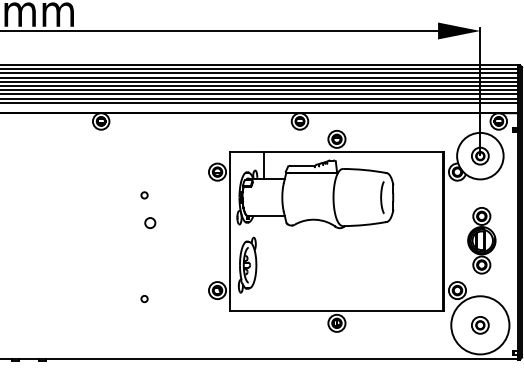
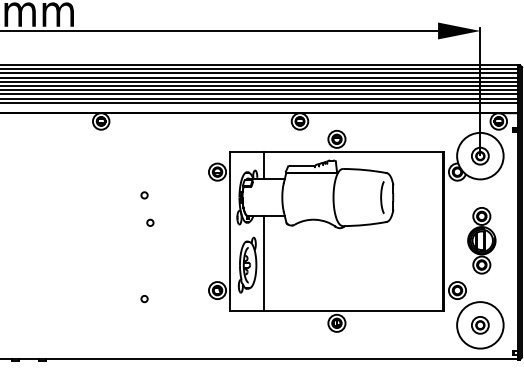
circle size: 13x12 px -> 9x9 px (150, 222)
line: none -> present (263, 263)
circle diameter: 58 px -> 47 px (480, 325)
